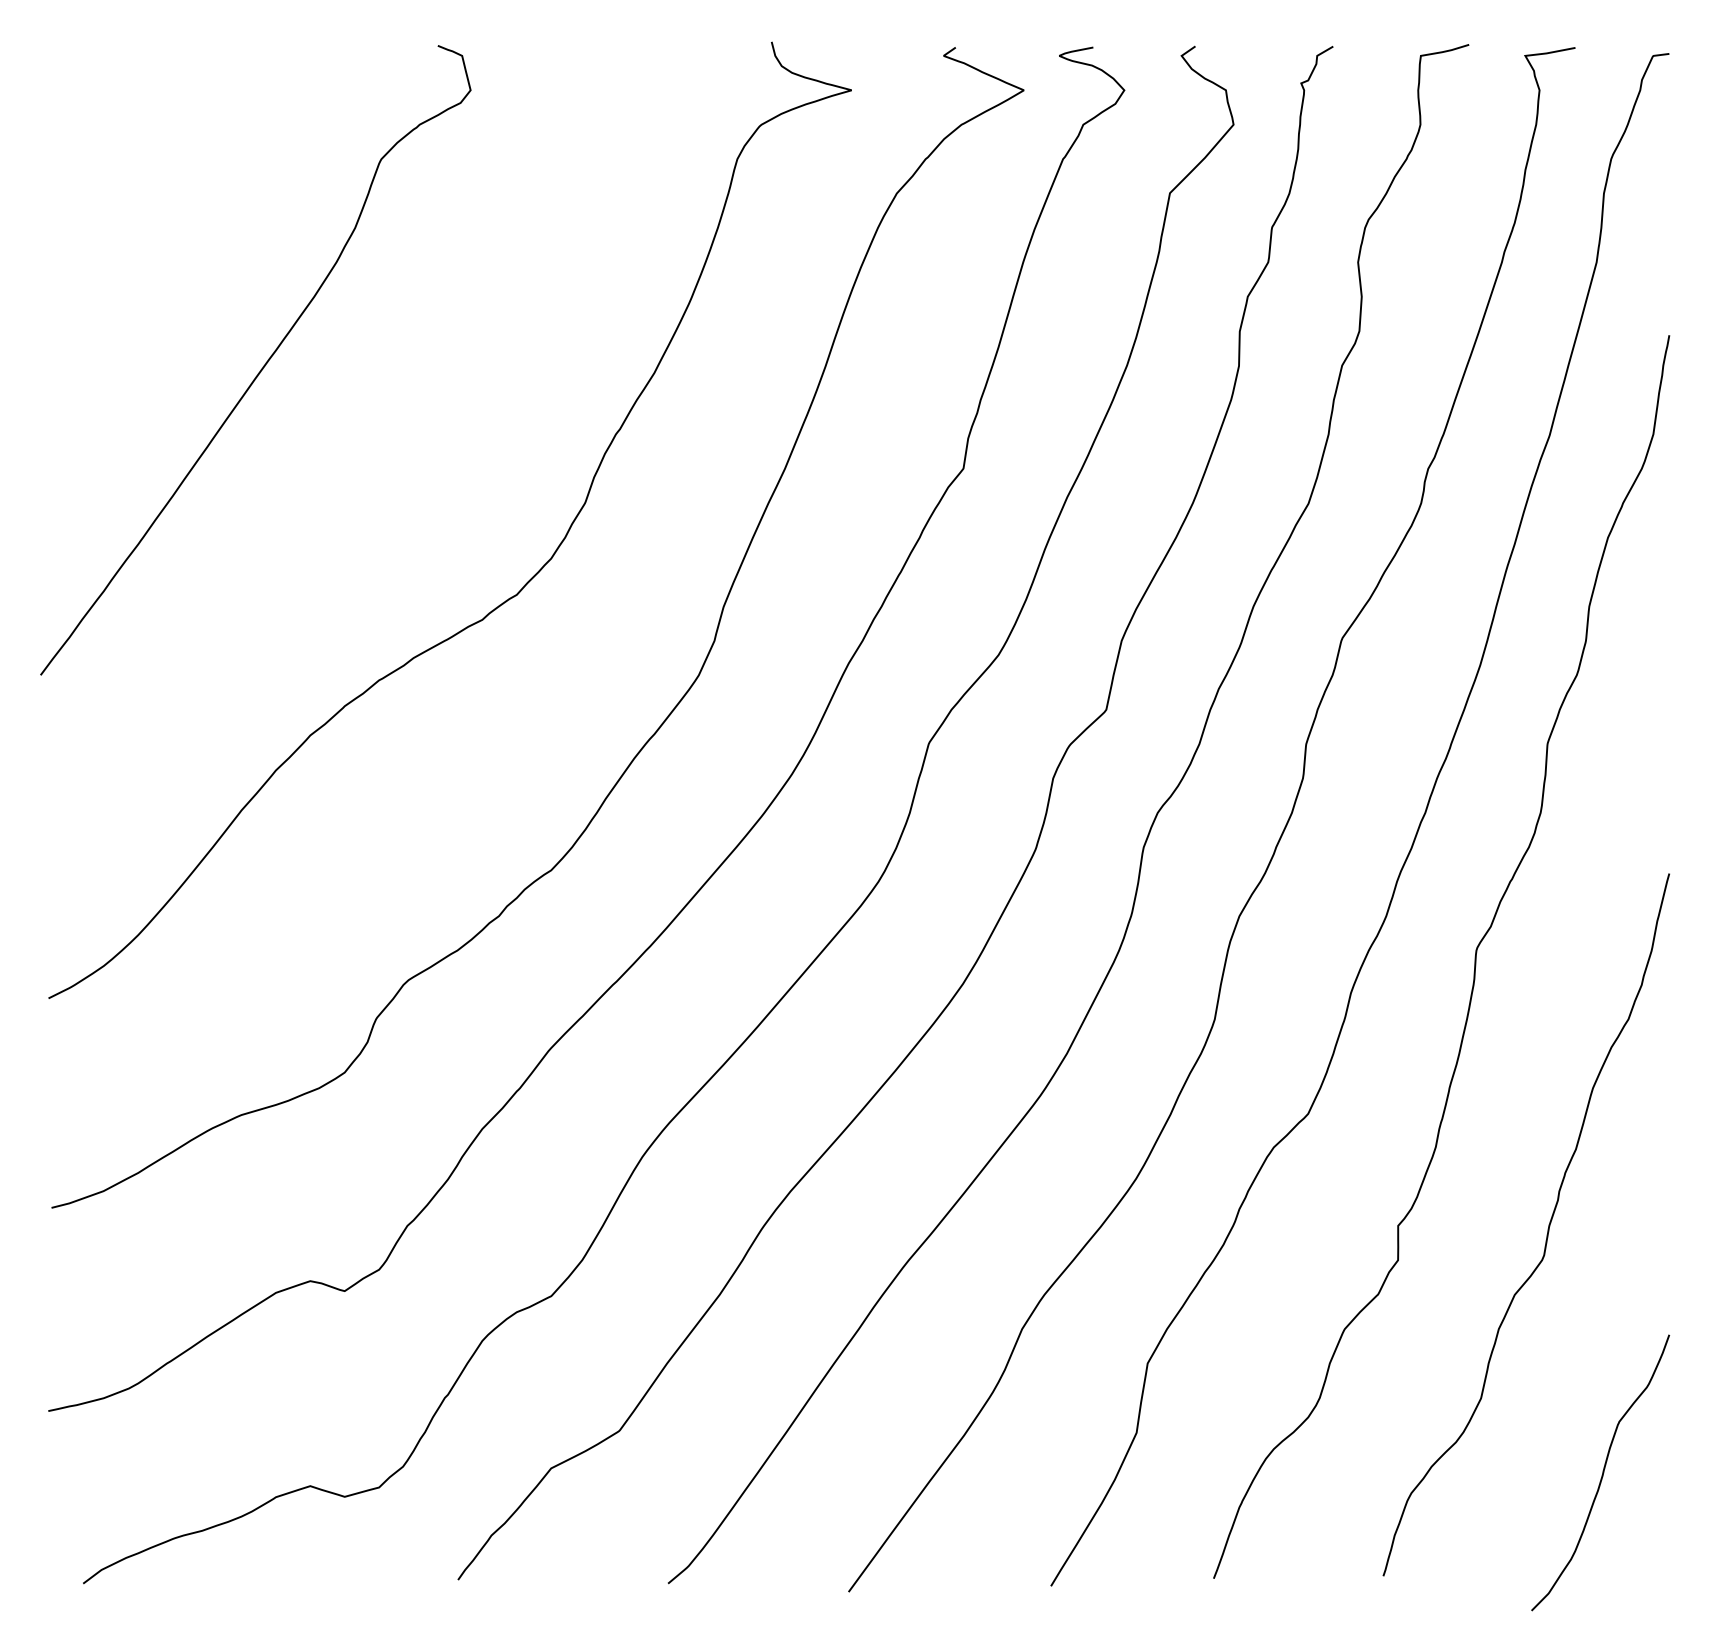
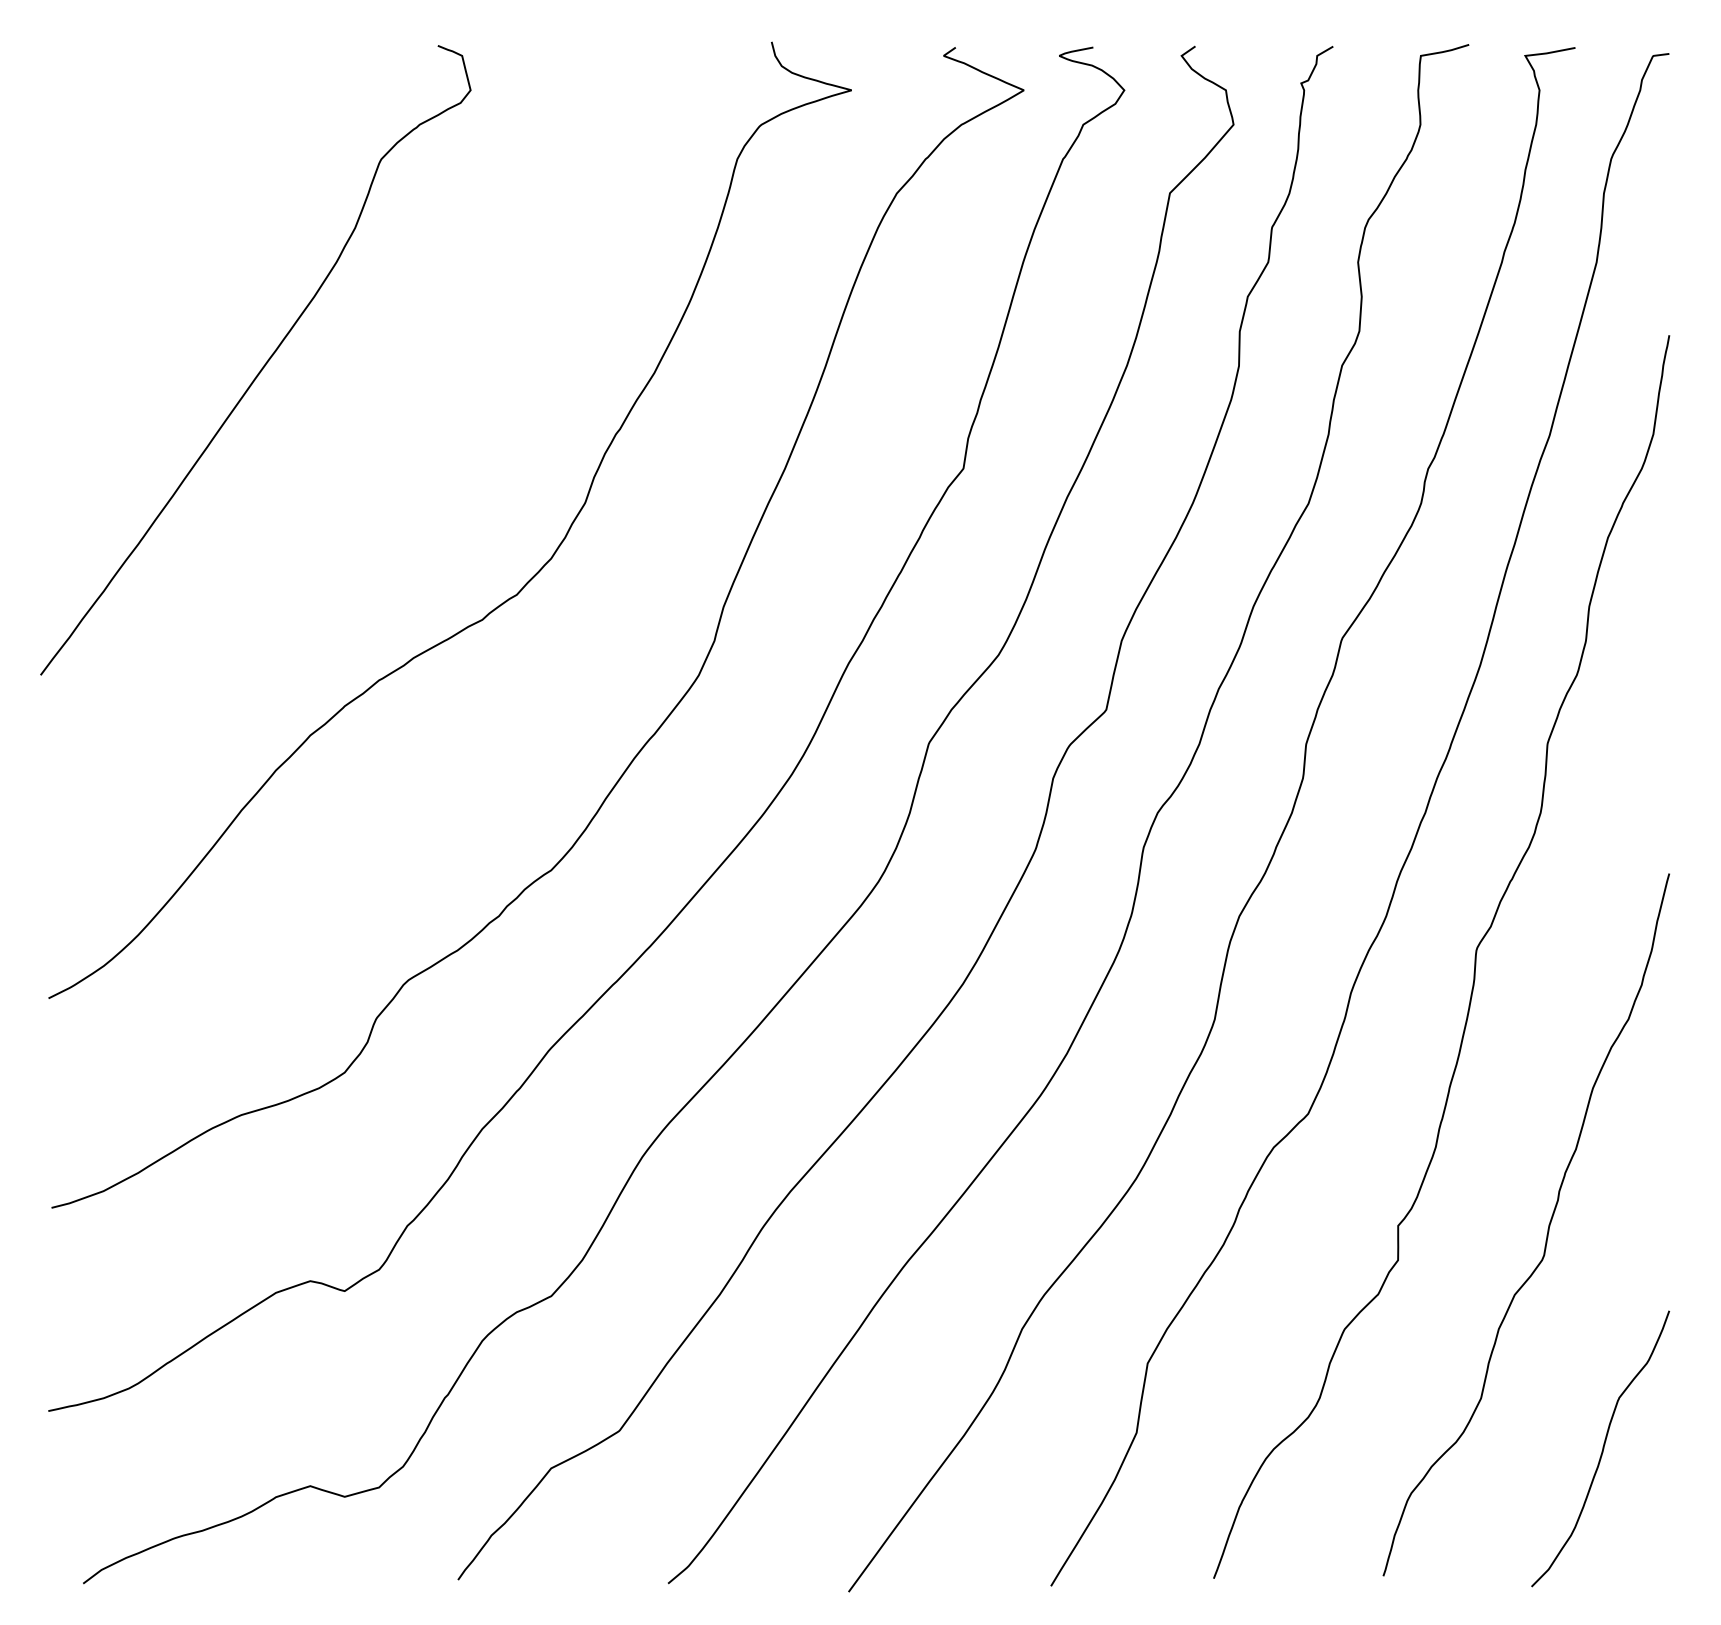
curve position: (1602, 1472) -> (1602, 1448) (1602, 1448)
